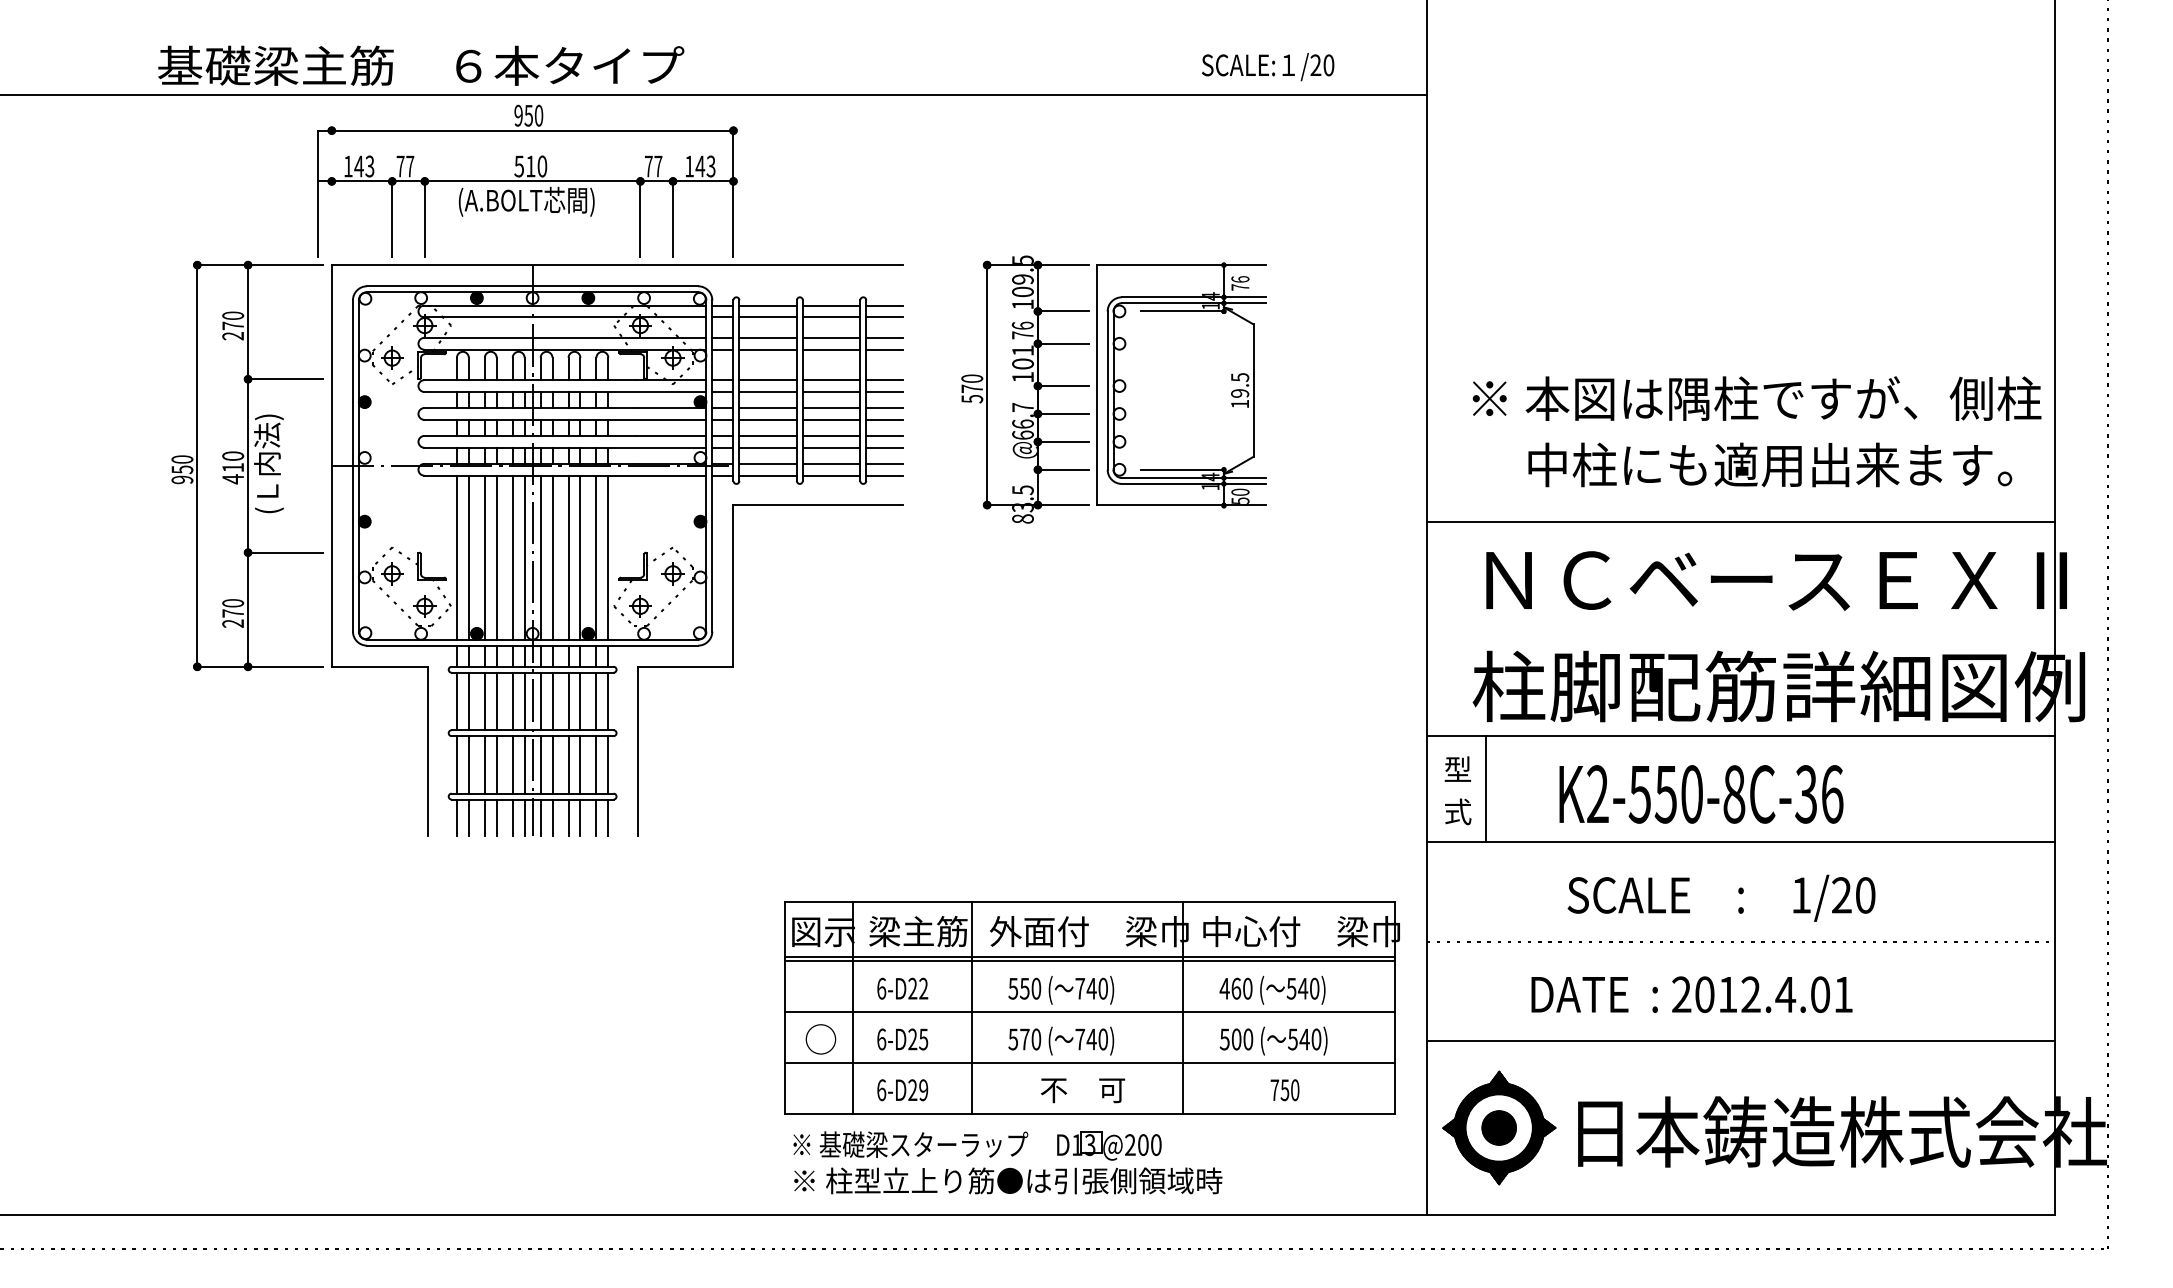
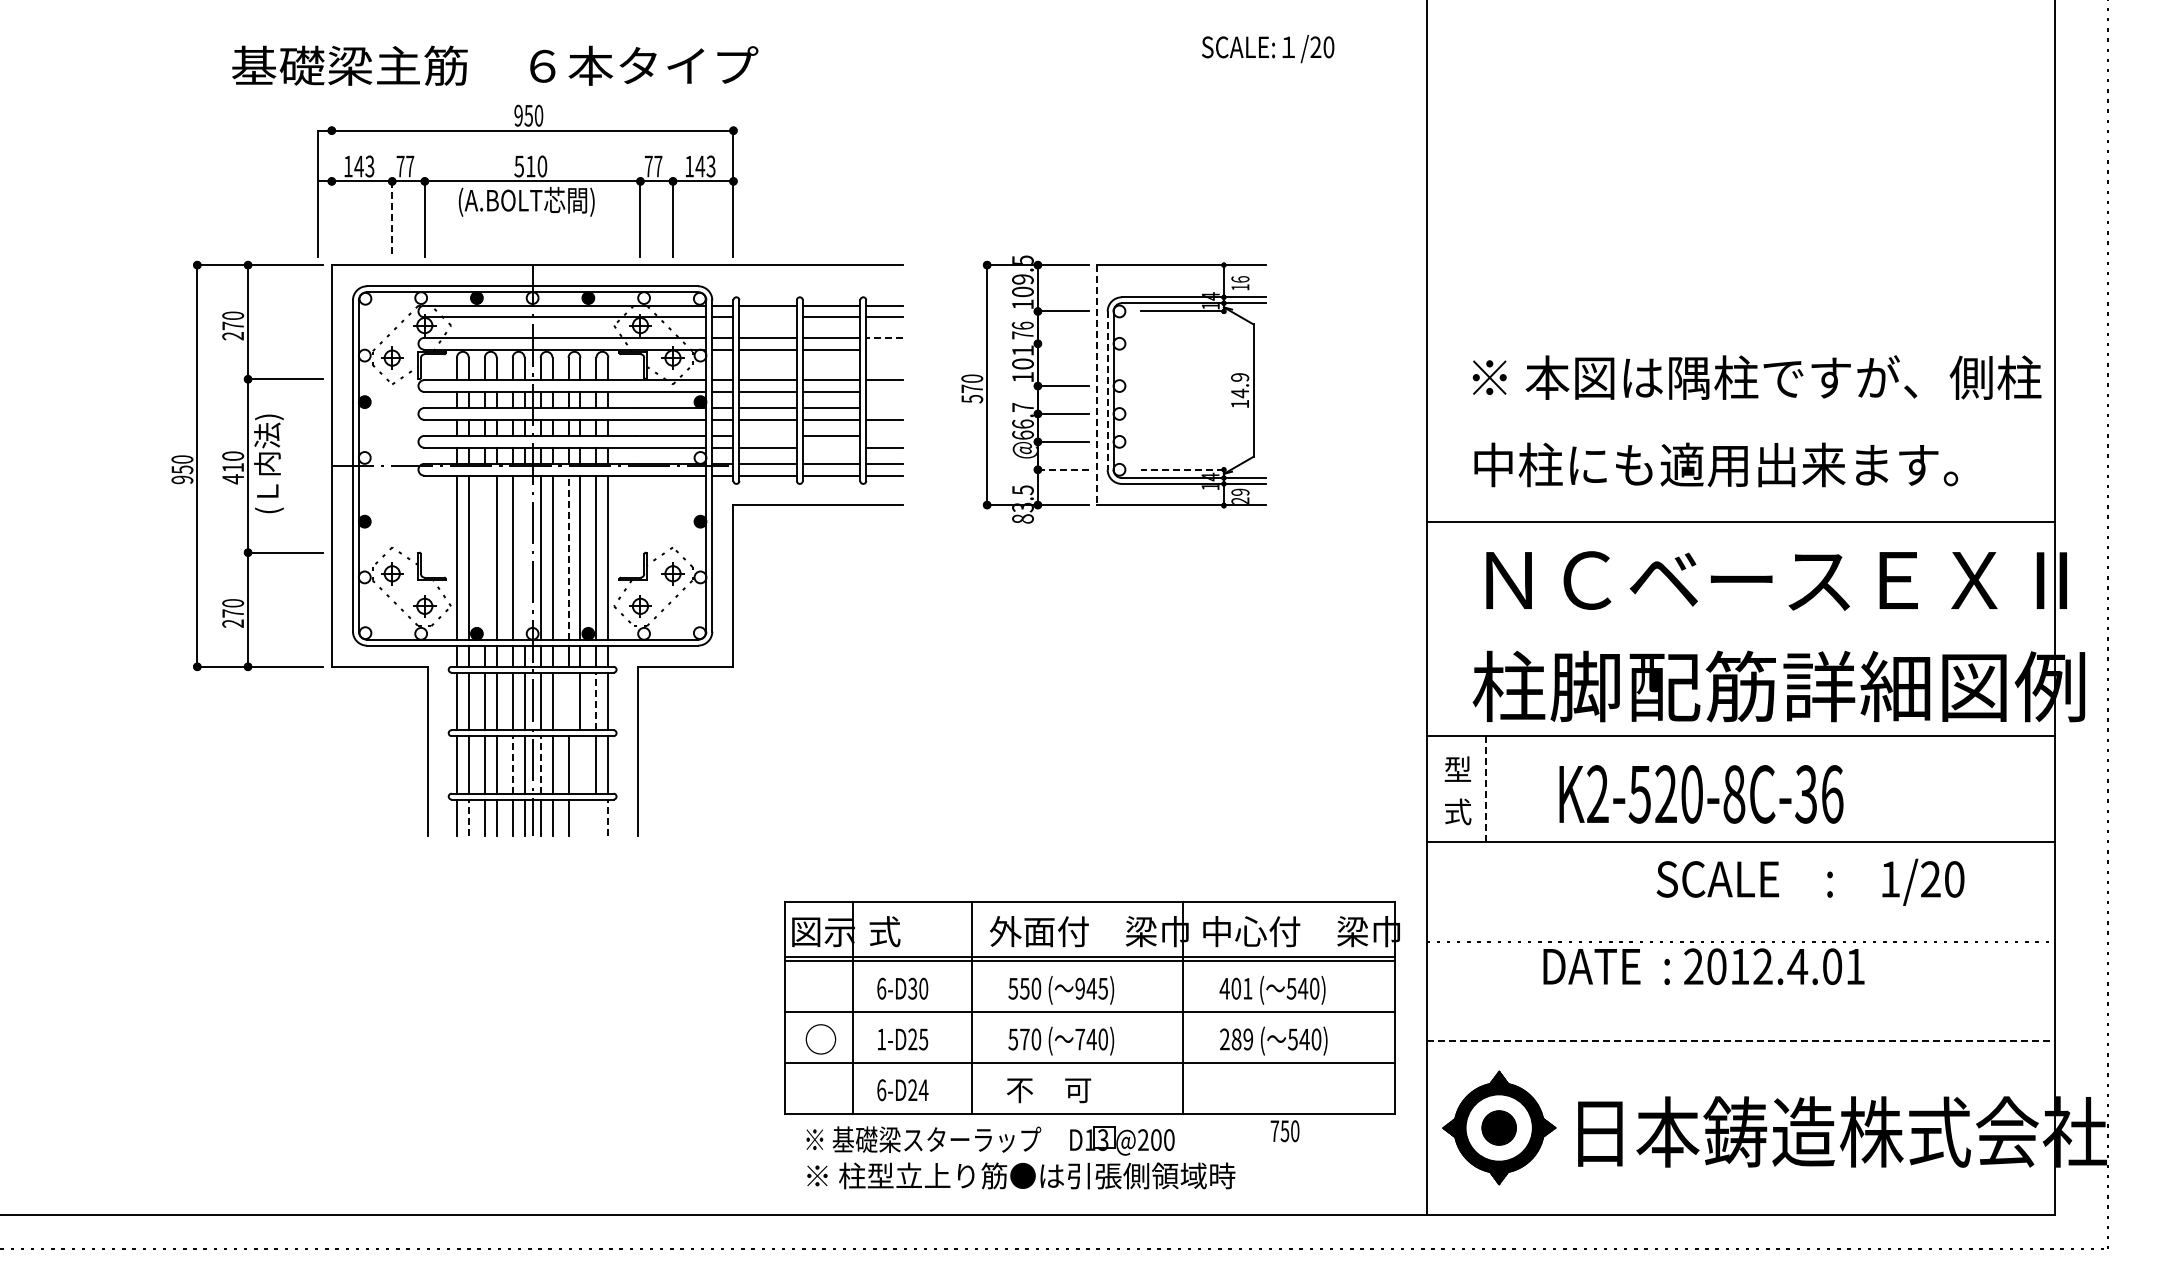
text position: (421, 65) -> (495, 65) (495, 65)
text position: (1268, 67) -> (1268, 49) (1268, 49)
line: present -> none (714, 95)
line: solid -> dashed (392, 219)
text: 76 -> 16 (1240, 287)
line: present -> none (767, 317)
line: solid -> dashed (883, 337)
line: present -> none (1062, 343)
line: present -> none (884, 349)
line: solid -> dashed (1097, 385)
text: 19.5 -> 14.9 (1240, 385)
line: present -> none (884, 391)
line: solid -> dashed (1107, 391)
text position: (1756, 398) -> (1756, 377) (1756, 377)
line: present -> none (884, 408)
line: present -> none (767, 435)
line: present -> none (884, 435)
line: present -> none (831, 447)
text position: (1770, 464) -> (1716, 464) (1716, 464)
line: solid -> dashed (1063, 469)
line: solid -> dashed (1181, 469)
text: 50 -> 29 (1240, 495)
line: present -> none (484, 557)
line: present -> none (524, 557)
line: solid -> dashed (568, 557)
line: present -> none (568, 701)
line: solid -> dashed (596, 701)
line: solid -> dashed (512, 764)
line: solid -> dashed (540, 764)
line: present -> none (580, 764)
line: solid -> dashed (1485, 789)
text: K2-550-8C-36 -> K2-520-8C-36 (1665, 794)
line: solid -> dashed (468, 817)
line: present -> none (580, 817)
line: present -> none (596, 817)
line: solid -> dashed (608, 817)
text position: (1721, 897) -> (1810, 881) (1810, 881)
text: 梁主筋 -> 式 (918, 931)
text: 6-D22 -> 6-D30 (918, 988)
text: 740) -> 945) (1091, 988)
text: 460 -> 401 (1241, 988)
text position: (1691, 994) -> (1703, 966) (1703, 966)
text: 6-D25 -> 1-D25 (881, 1039)
text: 500 -> 289 (1236, 1039)
line: solid -> dashed (1741, 1040)
text: 6-D29 -> 6-D24 (923, 1090)
text position: (1083, 1090) -> (1049, 1090) (1049, 1090)
text position: (1284, 1090) -> (1284, 1131) (1284, 1131)
part position: (1007, 1162) -> (1020, 1157) (1020, 1157)
